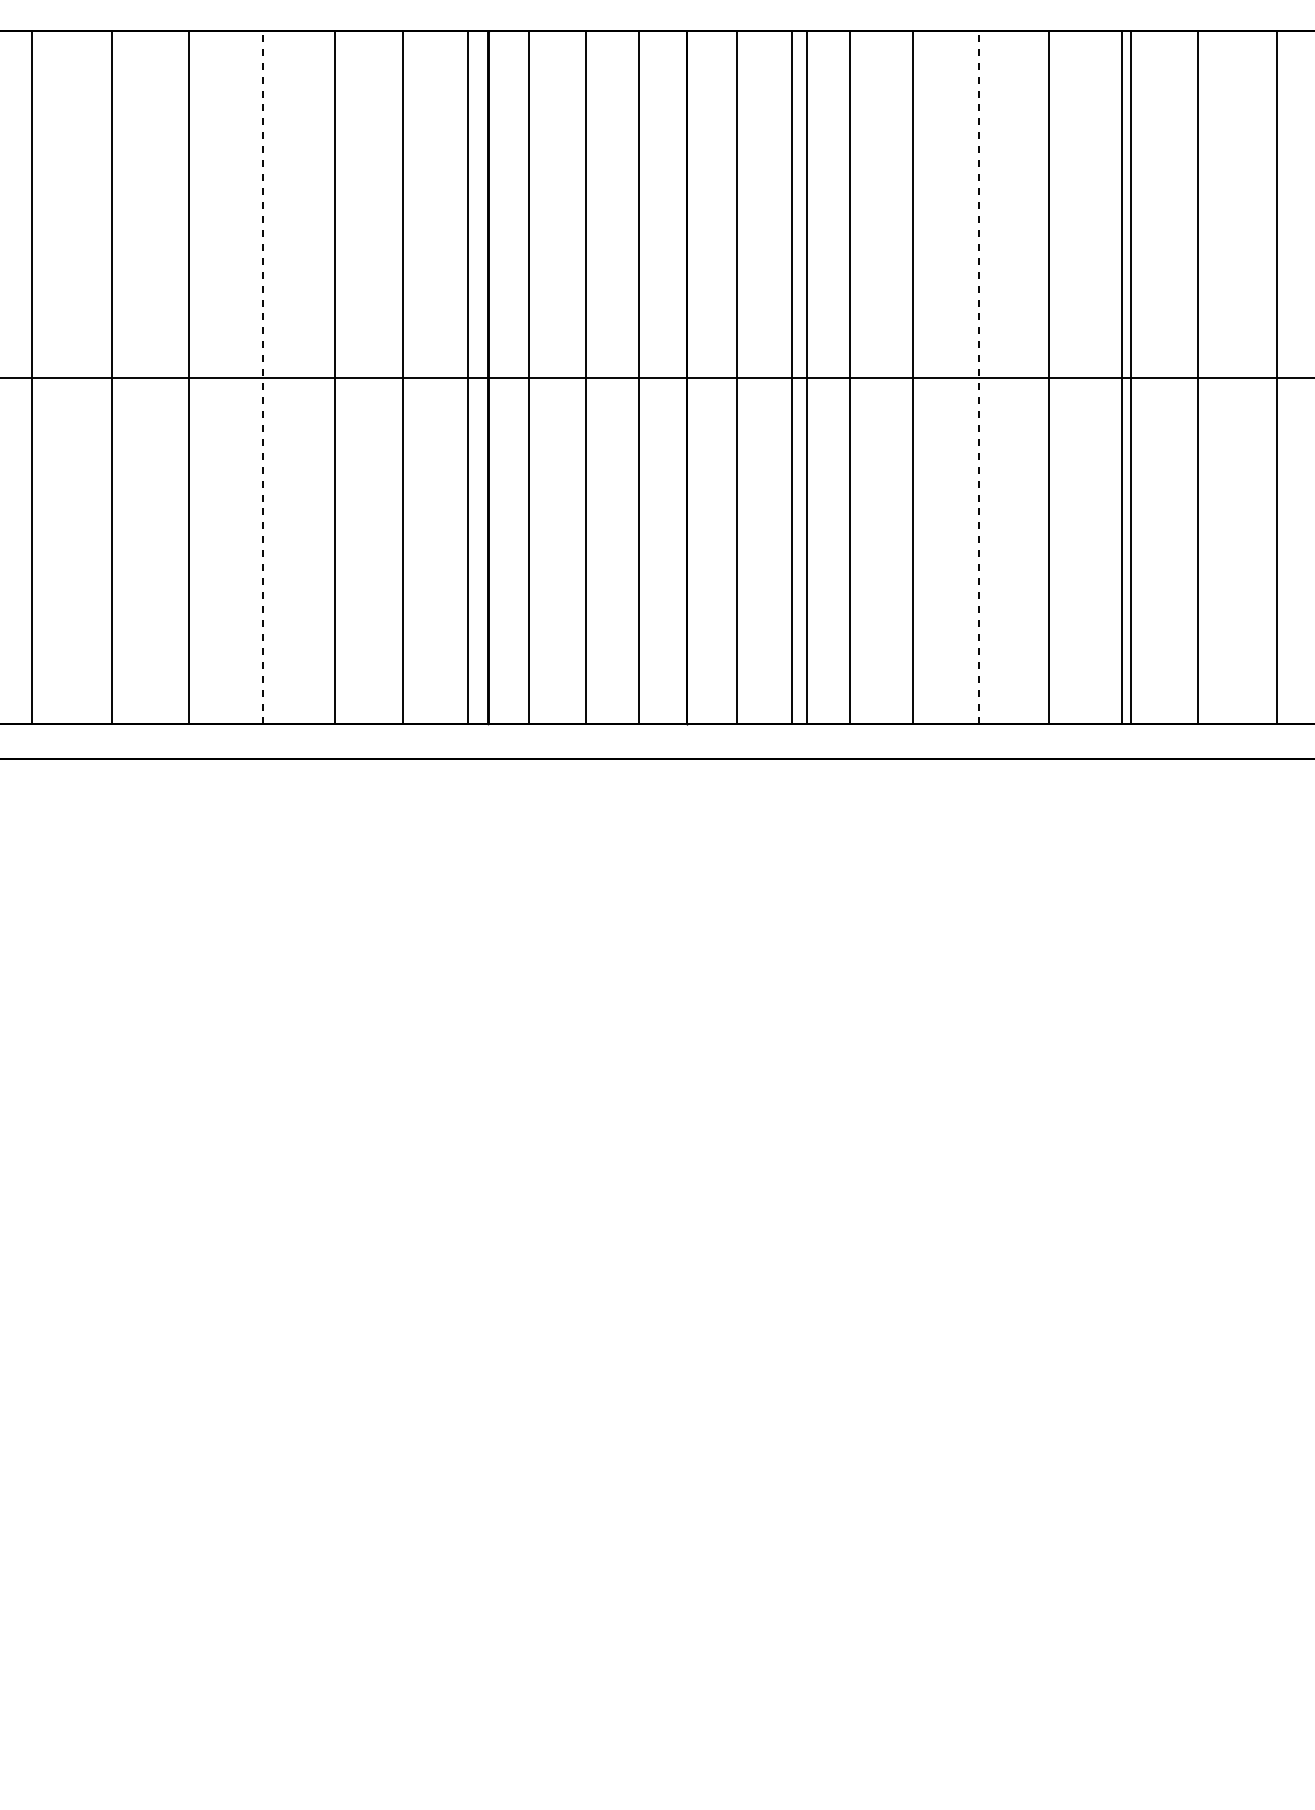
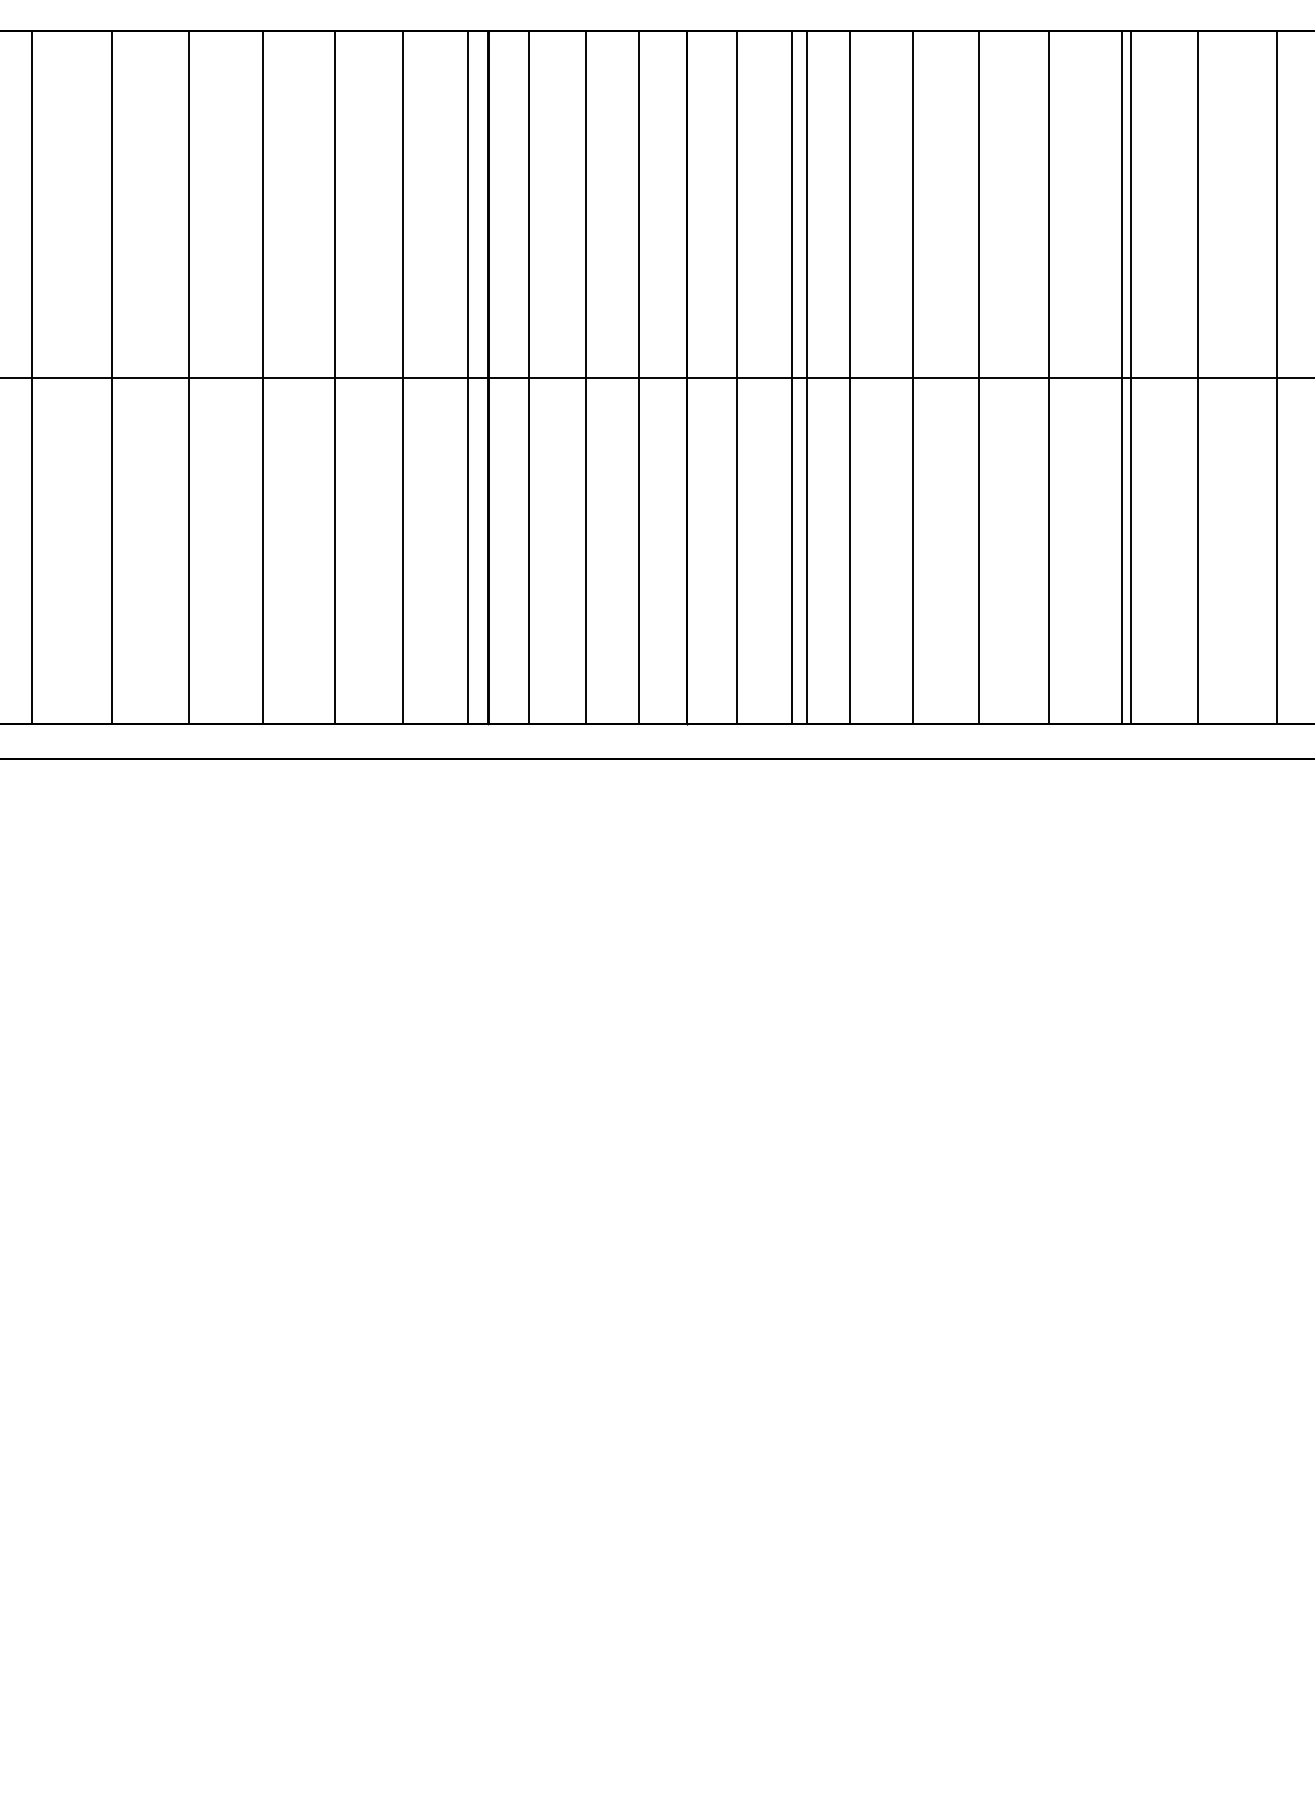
line: dashed -> solid (263, 377)
line: dashed -> solid (979, 377)
